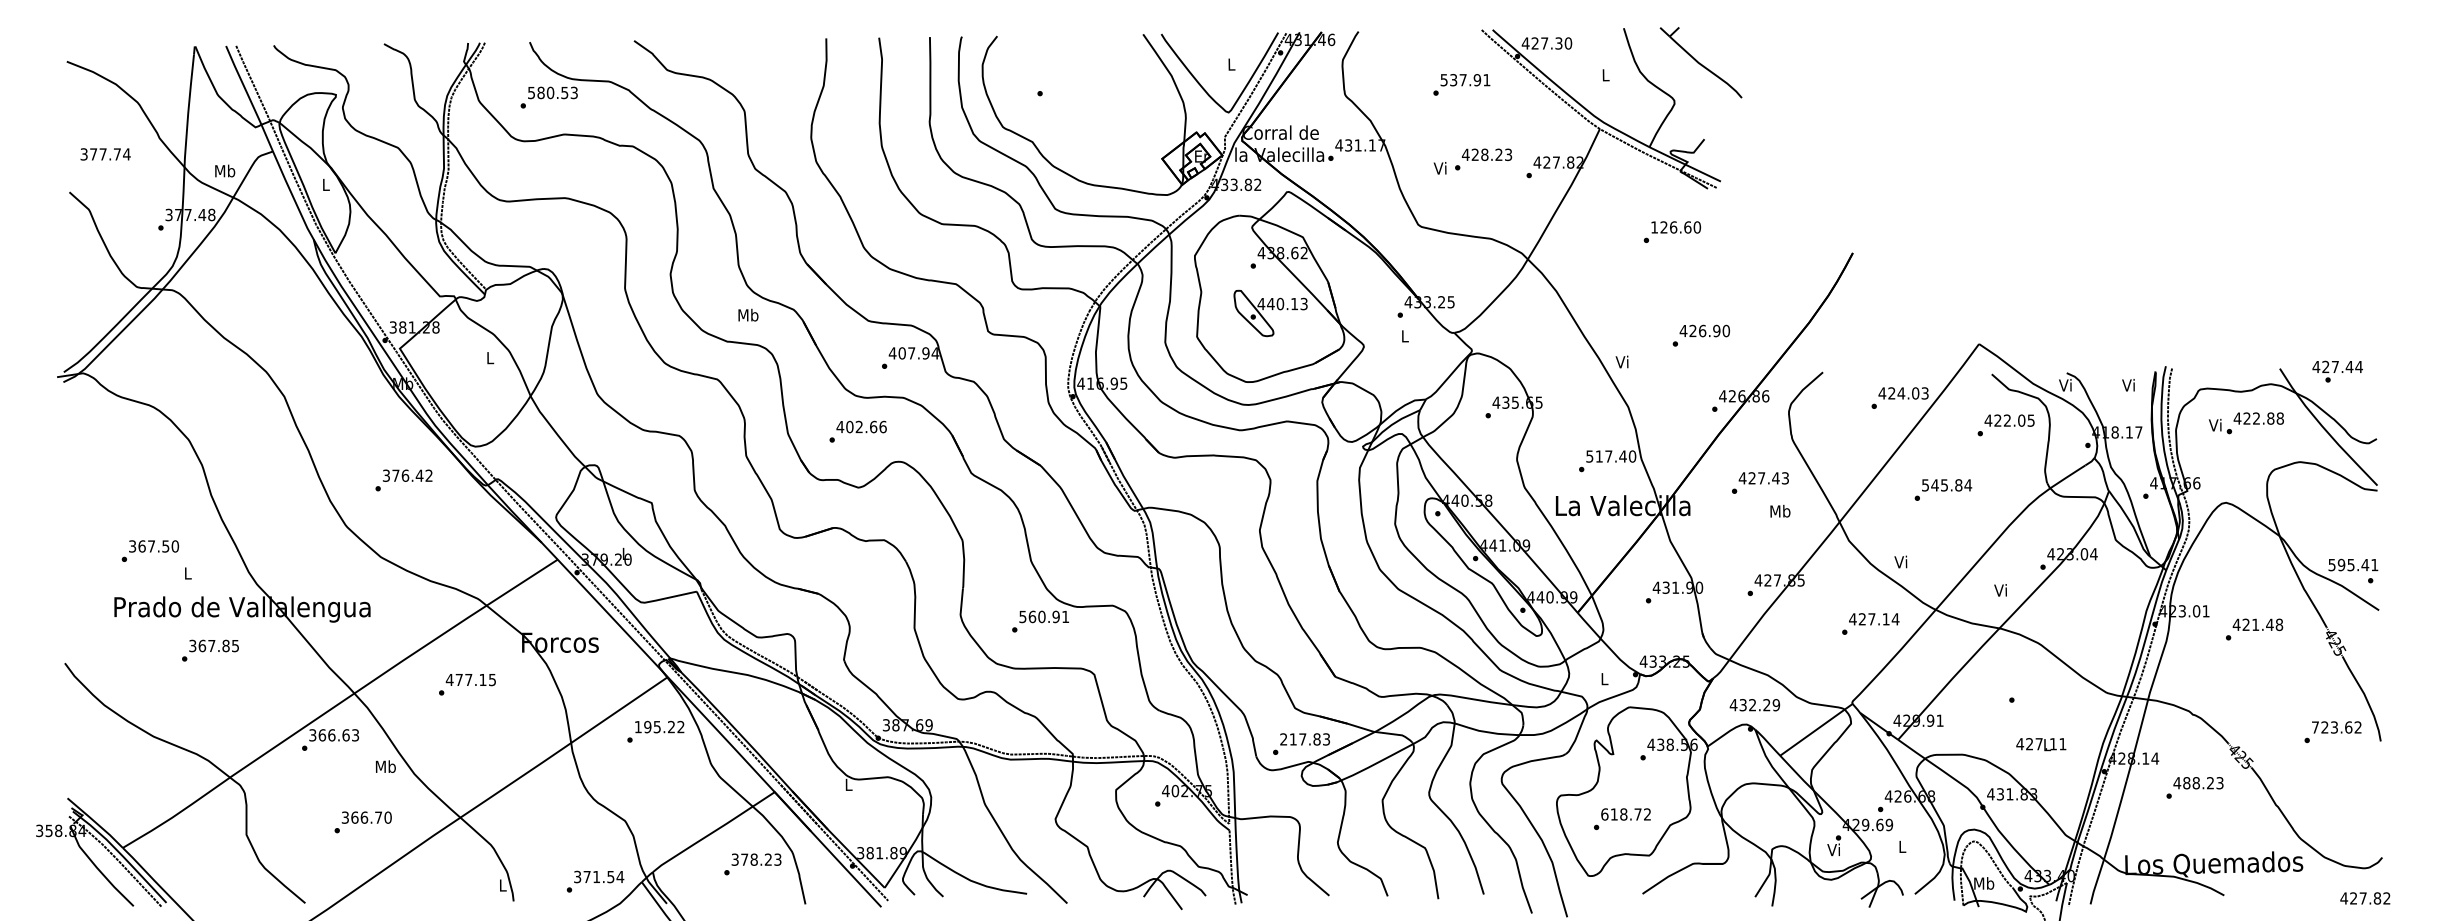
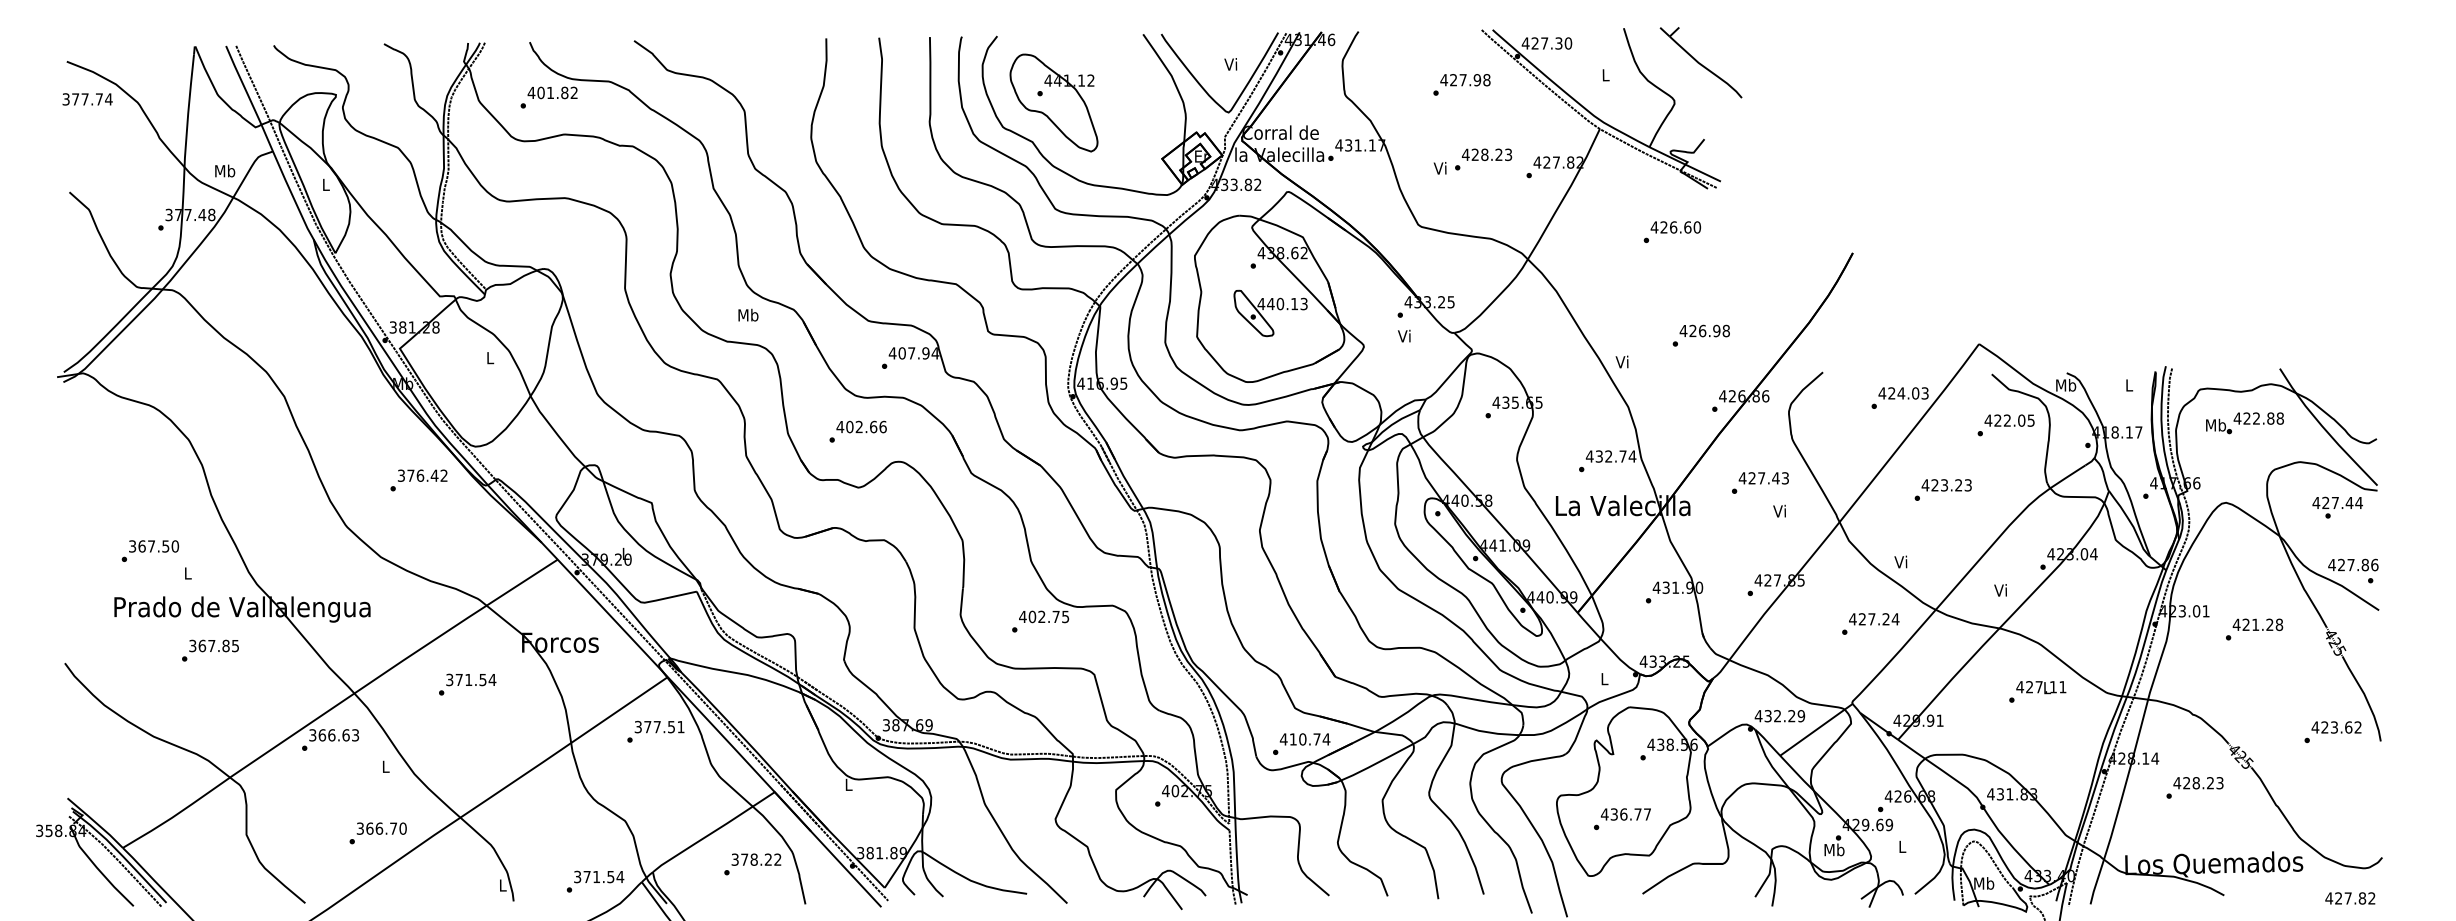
text: L -> Vi (1230, 64)
text: 537.91 -> 427.98 (1465, 80)
text: 580.53 -> 401.82 (552, 92)
part: none -> present (1053, 102)
text position: (105, 154) -> (87, 99) (87, 99)
text: 126.60 -> 426.60 (1654, 227)
text: 426.90 -> 426.98 (1726, 330)
text: L -> Vi (1403, 335)
text position: (2337, 371) -> (2337, 507) (2337, 507)
text: Vi -> Mb (2066, 385)
text: Vi -> L (2128, 385)
text: Vi -> Mb (2216, 424)
text: 517.40 -> 432.74 (1610, 456)
text position: (403, 480) -> (418, 480) (418, 480)
text: 545.84 -> 423.23 (1946, 485)
text: Mb -> Vi (1780, 510)
text: 595.41 -> 427.86 (2353, 564)
text: 560.91 -> 402.75 (1044, 616)
text: 427.14 -> 427.24 (1885, 619)
text: 421.48 -> 421.28 (2269, 624)
text: 477.15 -> 371.54 (470, 679)
text position: (1754, 705) -> (1779, 716) (1779, 716)
text: 195.22 -> 377.51 (659, 726)
text: 723.62 -> 423.62 (2315, 727)
text: 217.83 -> 410.74 (1304, 739)
text position: (2041, 744) -> (2041, 687) (2041, 687)
text: Mb -> L (385, 766)
text: 488.23 -> 428.23 (2186, 783)
text: 618.72 -> 436.77 (1625, 814)
text position: (362, 822) -> (377, 833) (377, 833)
text: Vi -> Mb (1834, 849)
text: 378.23 -> 378.22 (777, 859)
text position: (2365, 898) -> (2350, 898) (2350, 898)
